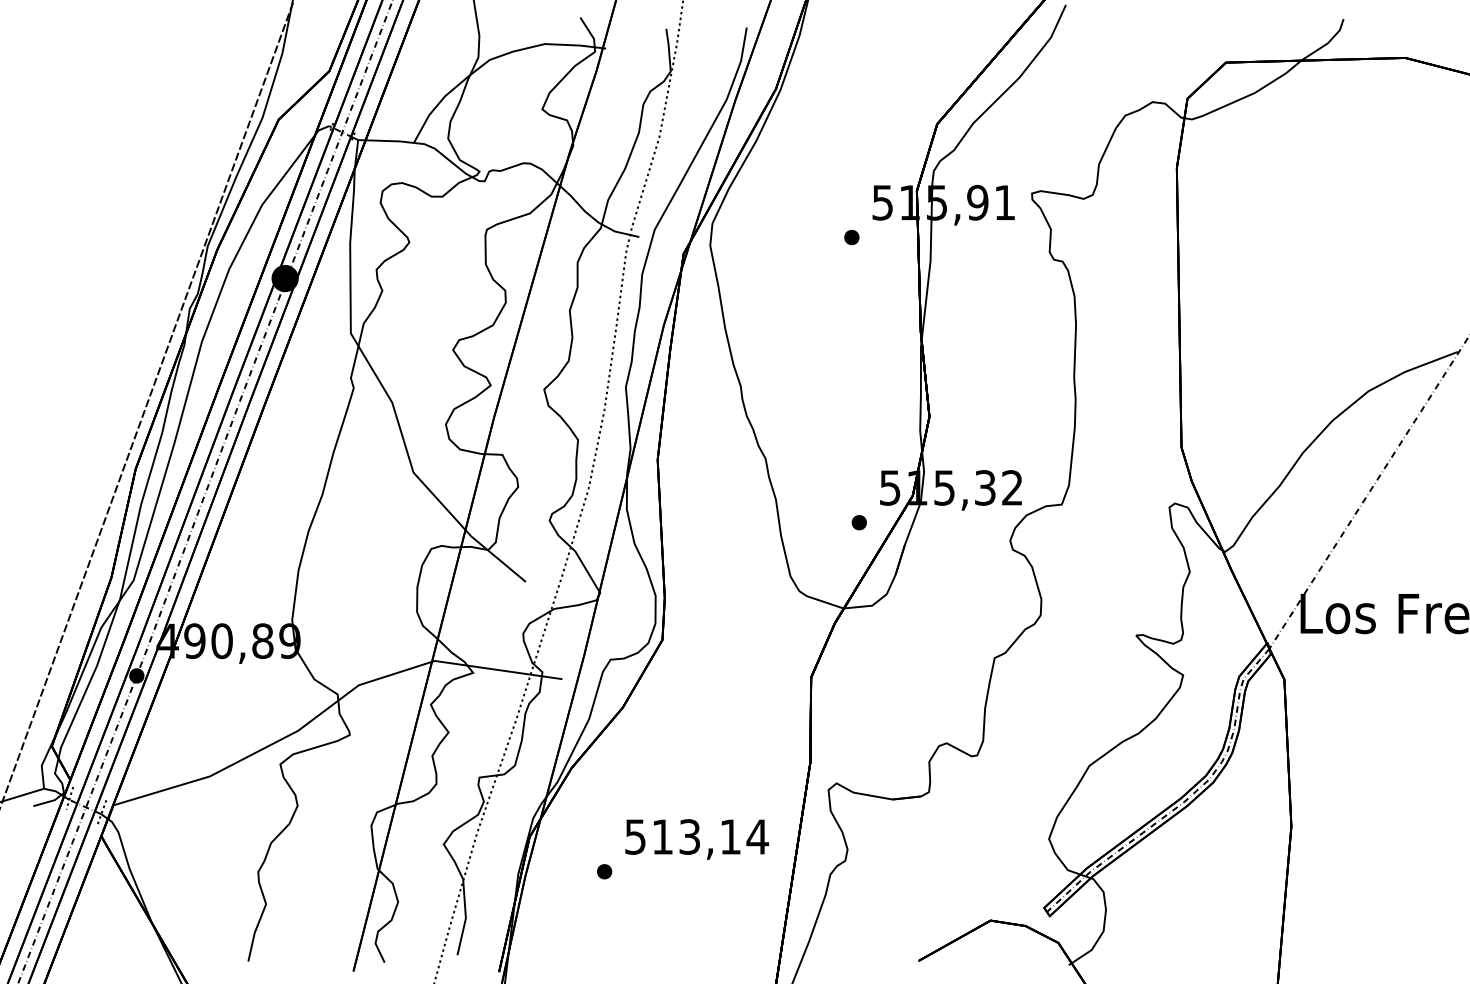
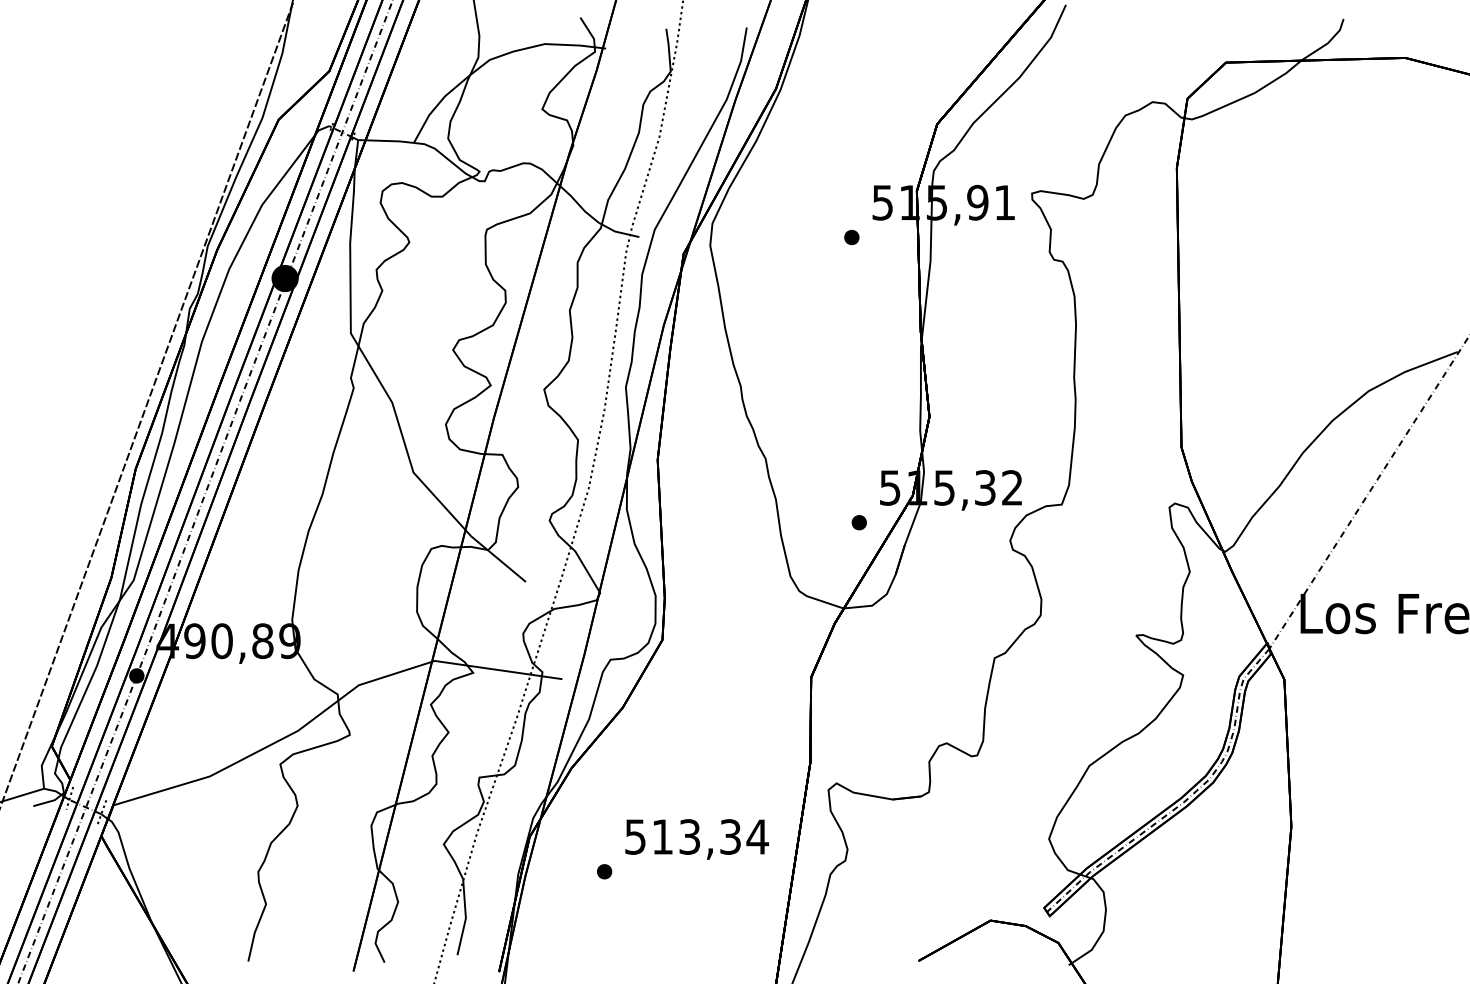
text: 513,14 -> 513,34 (730, 836)
